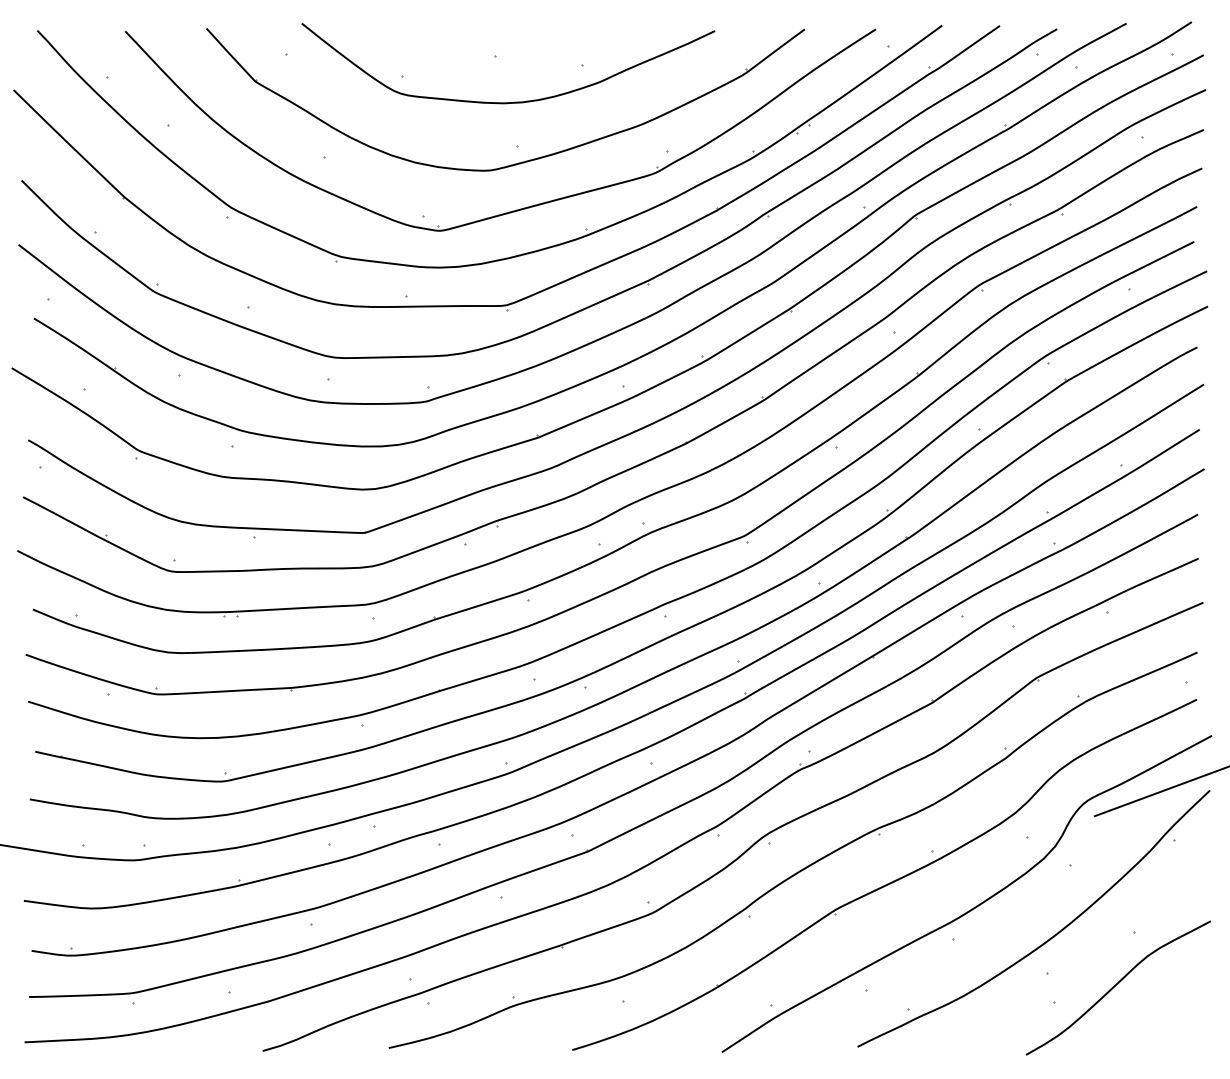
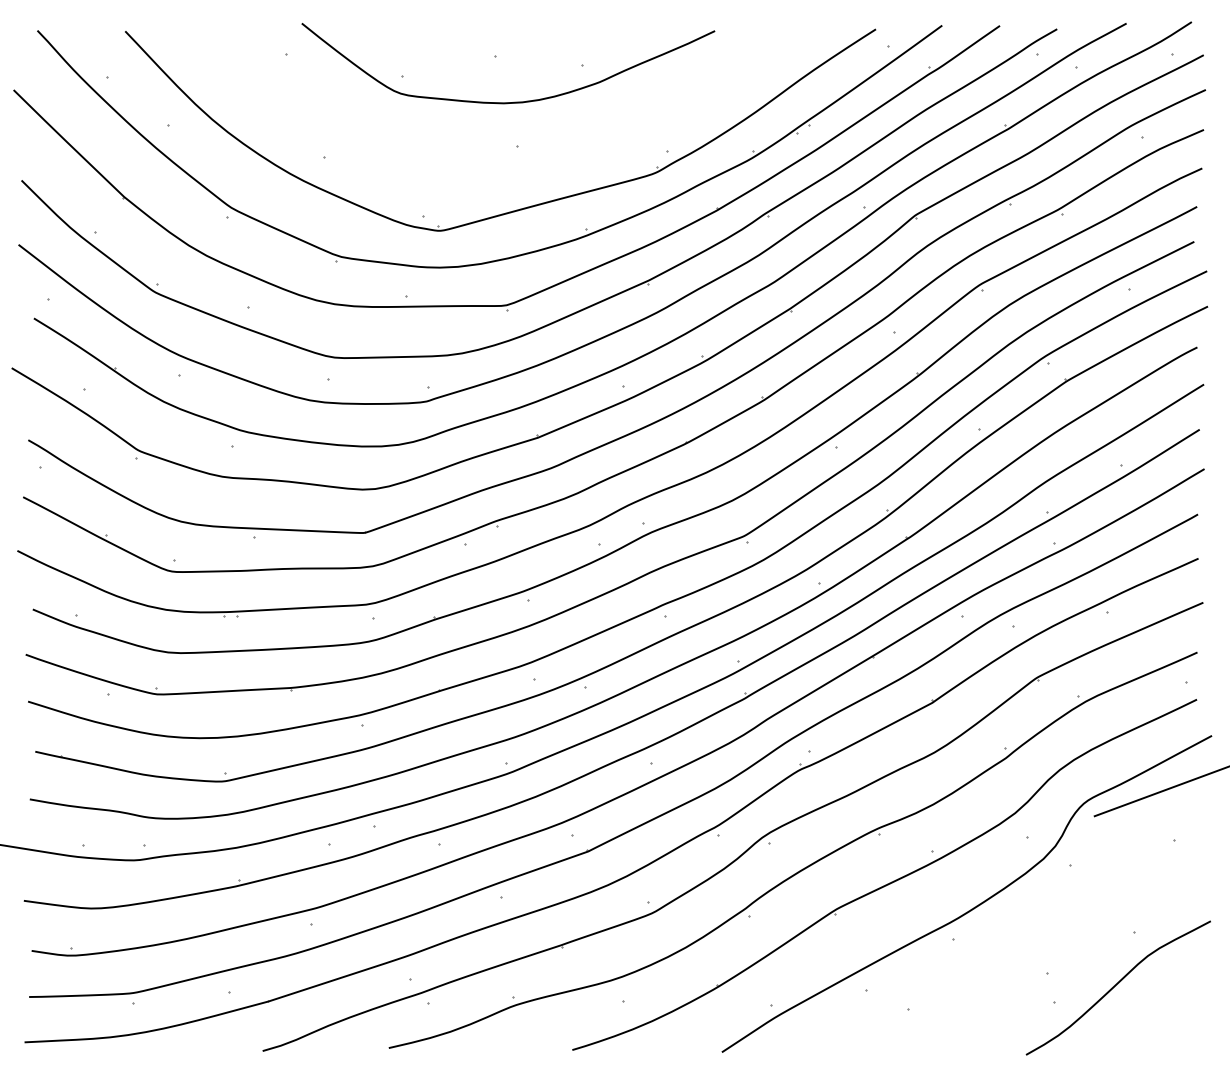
part: present -> none (522, 161)
curve: present -> none (1050, 937)
